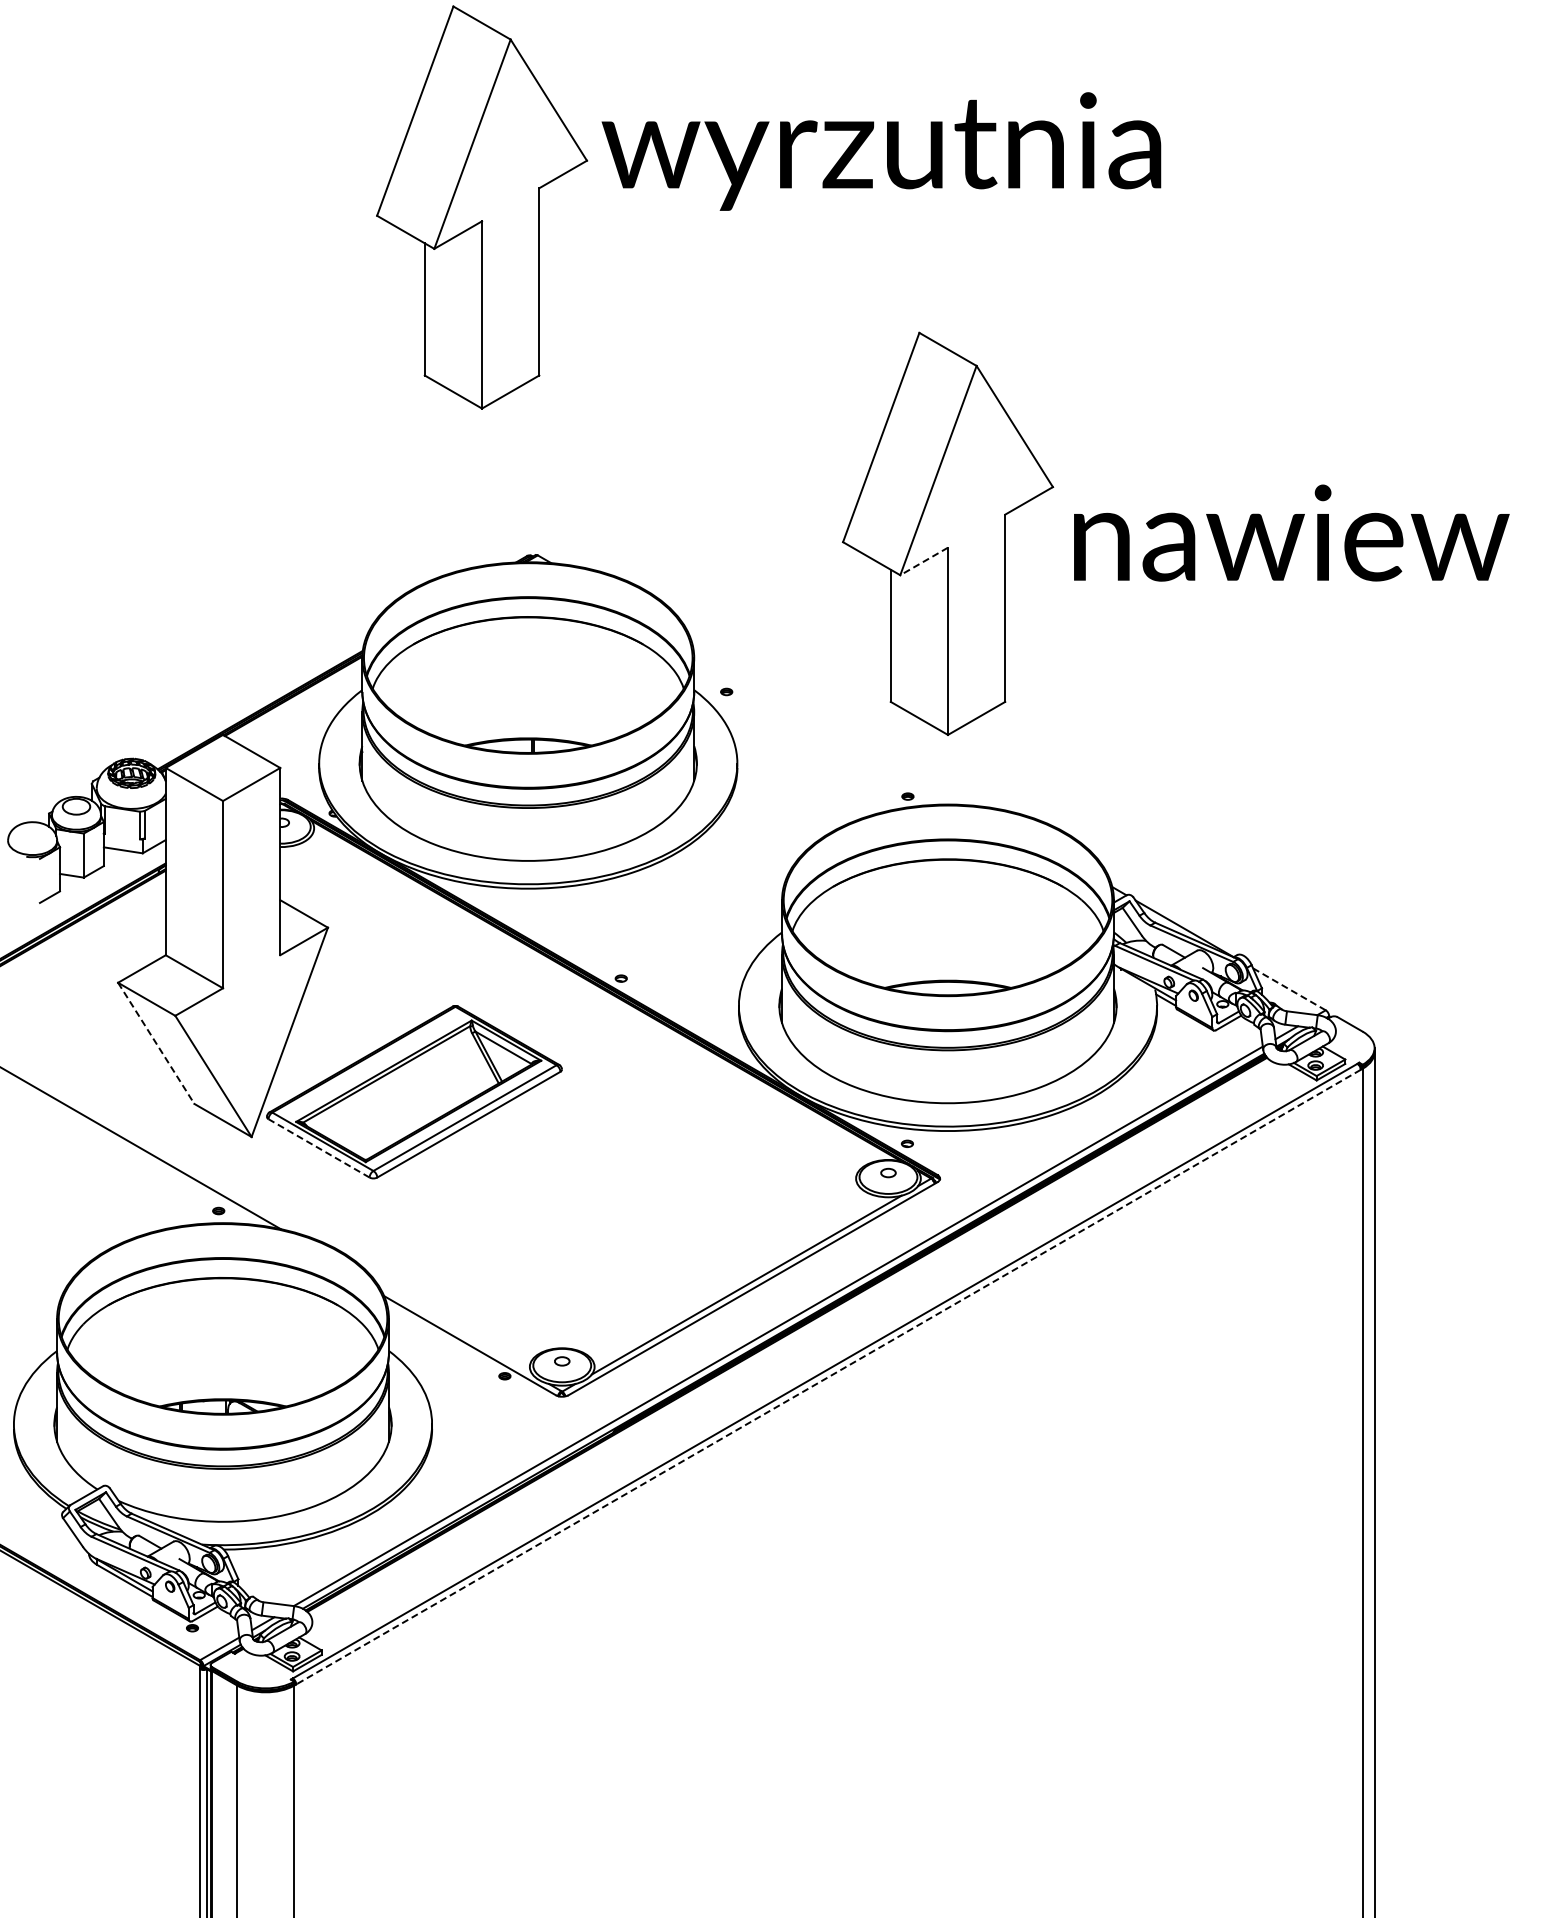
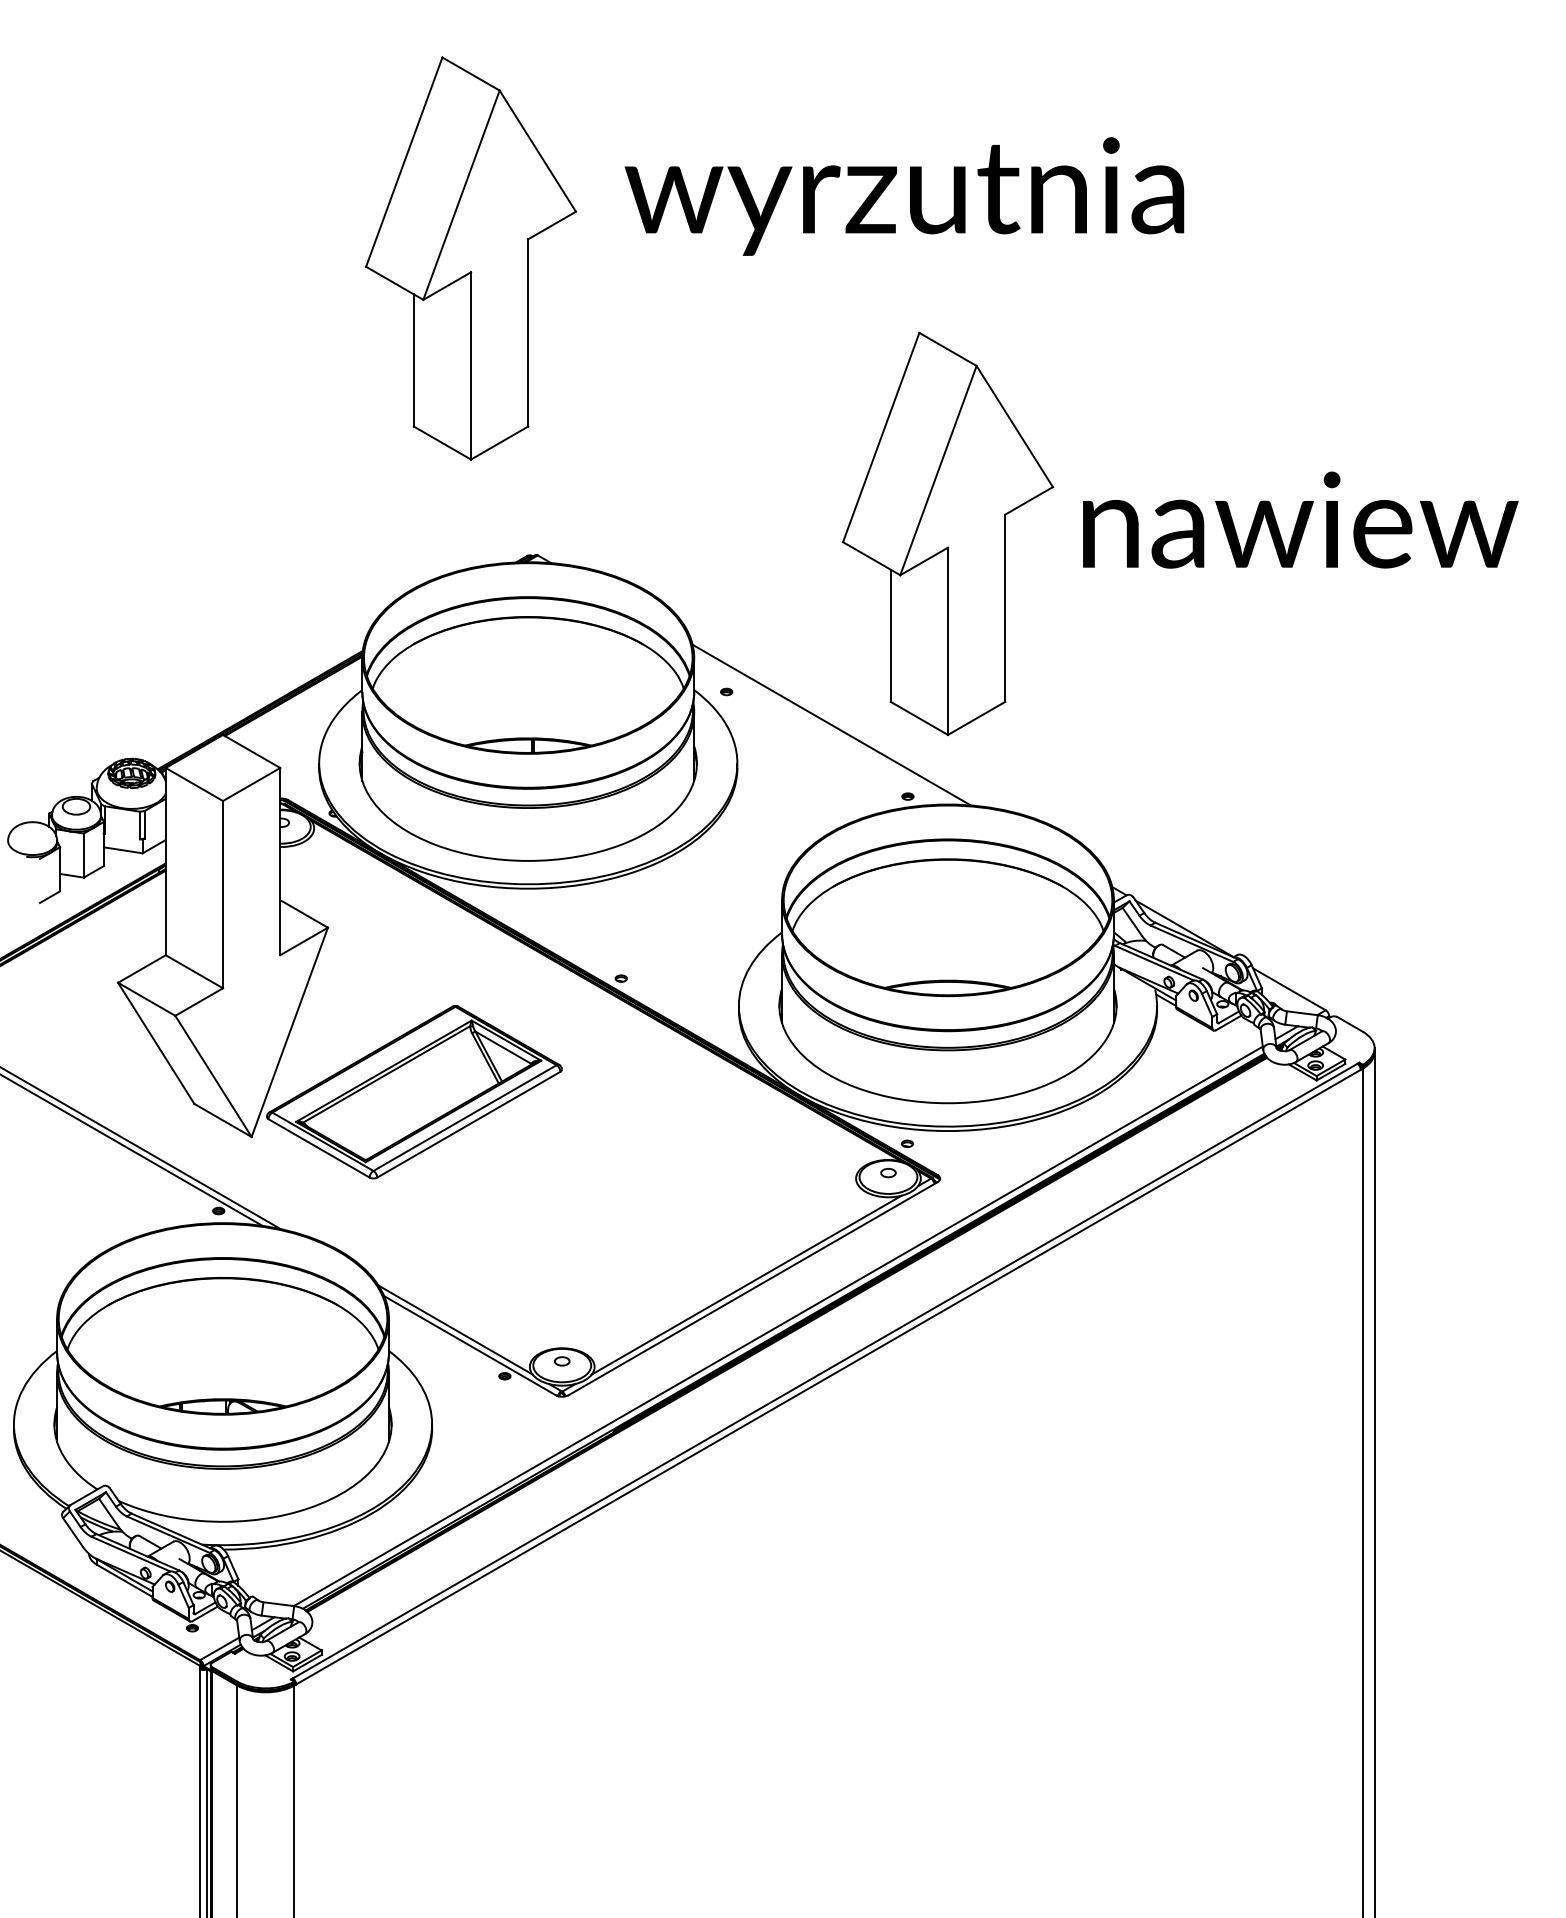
text position: (881, 151) -> (904, 196) (904, 196)
part position: (482, 207) -> (471, 258) (471, 258)
text position: (1291, 532) -> (1300, 519) (1300, 519)
line: dashed -> solid (924, 561)
line: none -> present (831, 724)
line: dashed -> solid (1289, 989)
line: dashed -> solid (156, 1043)
line: dashed -> solid (318, 1148)
line: none -> present (132, 1150)
line: none -> present (455, 1329)
line: dashed -> solid (828, 1377)
